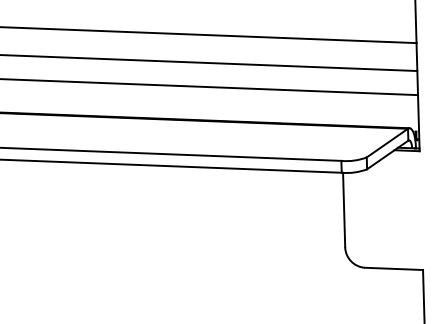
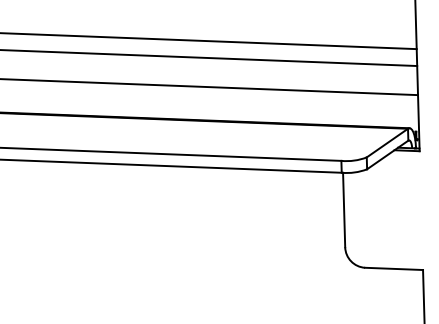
line position: (209, 35) -> (209, 41) (209, 41)
line position: (209, 63) -> (209, 58) (209, 58)
